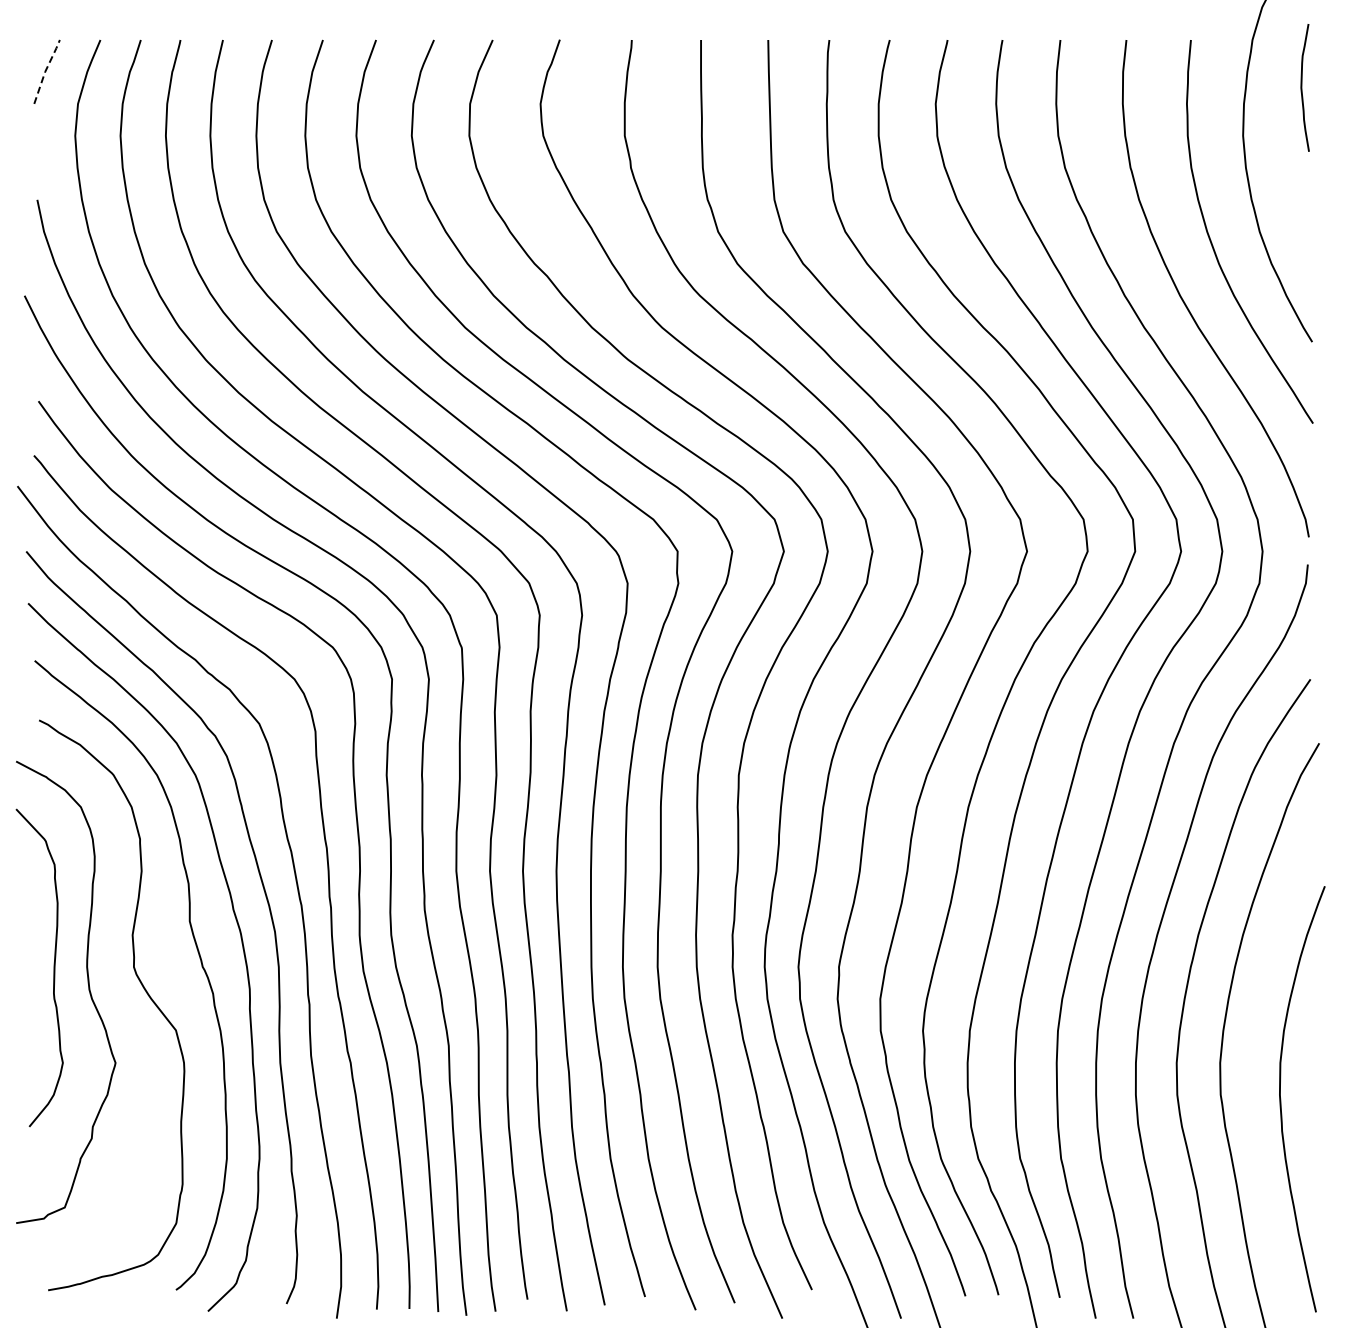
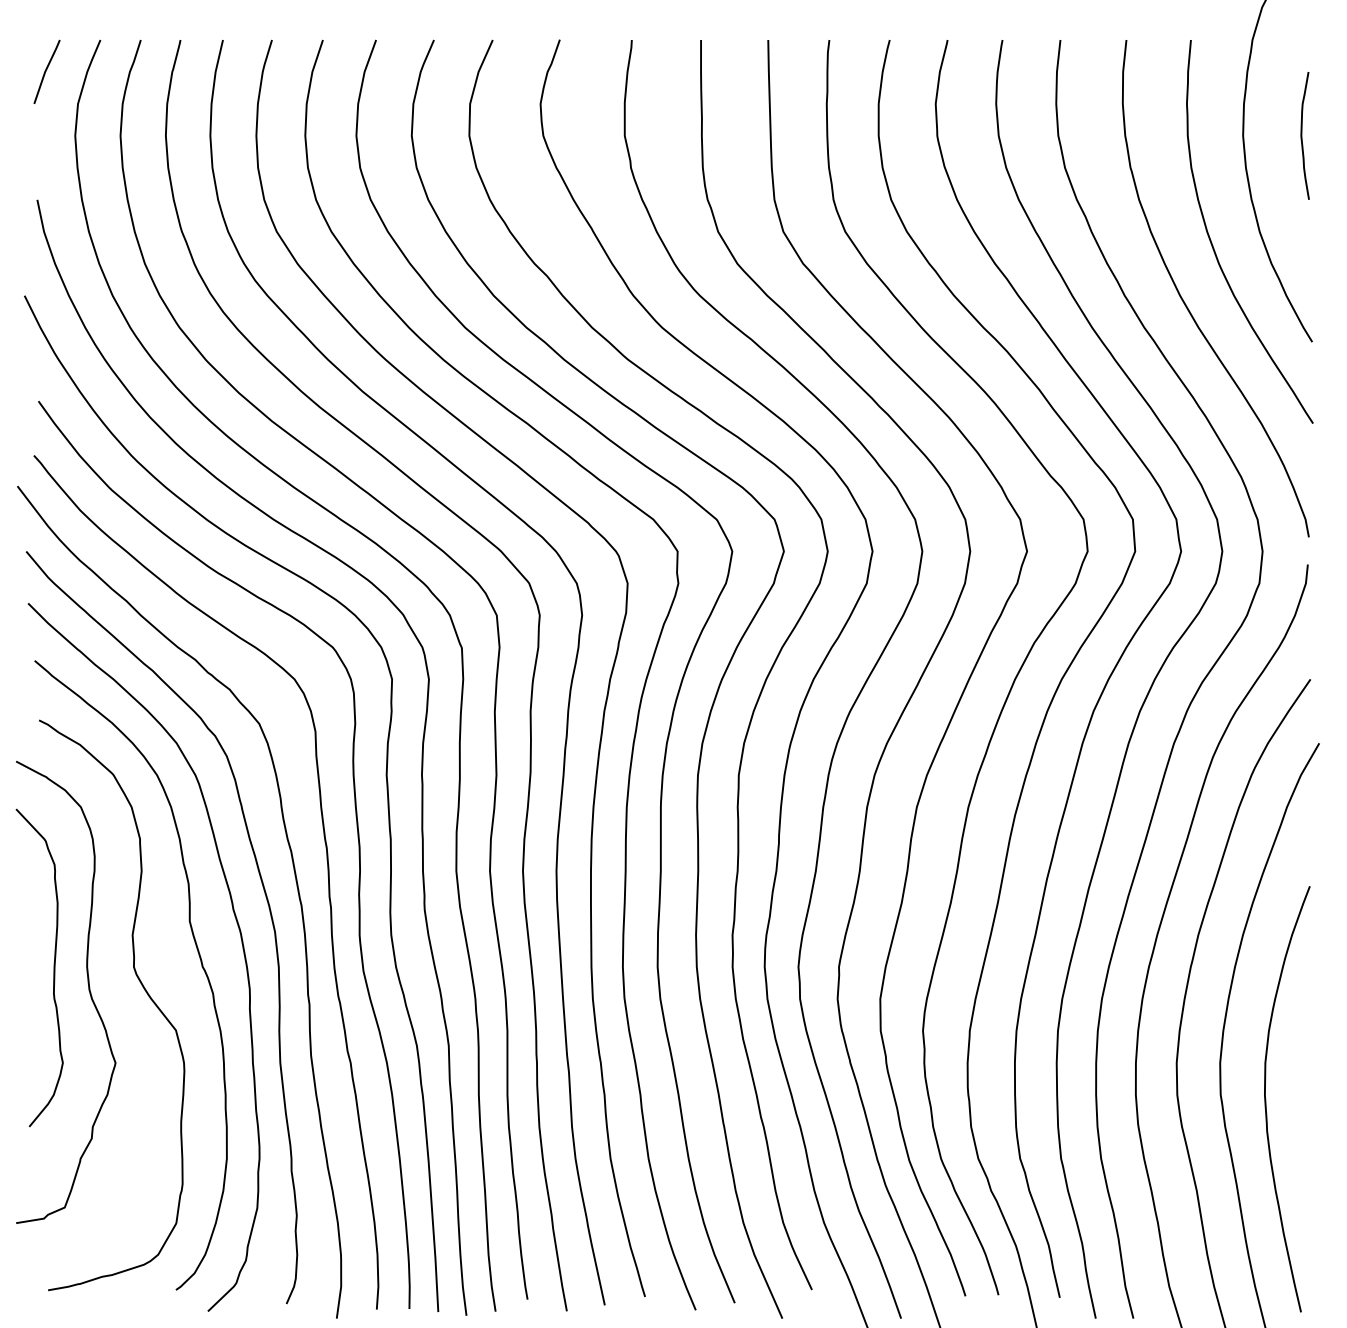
line: dashed -> solid (45, 71)
curve position: (1302, 87) -> (1302, 135) (1302, 135)
curve position: (1281, 1099) -> (1266, 1099) (1266, 1099)
